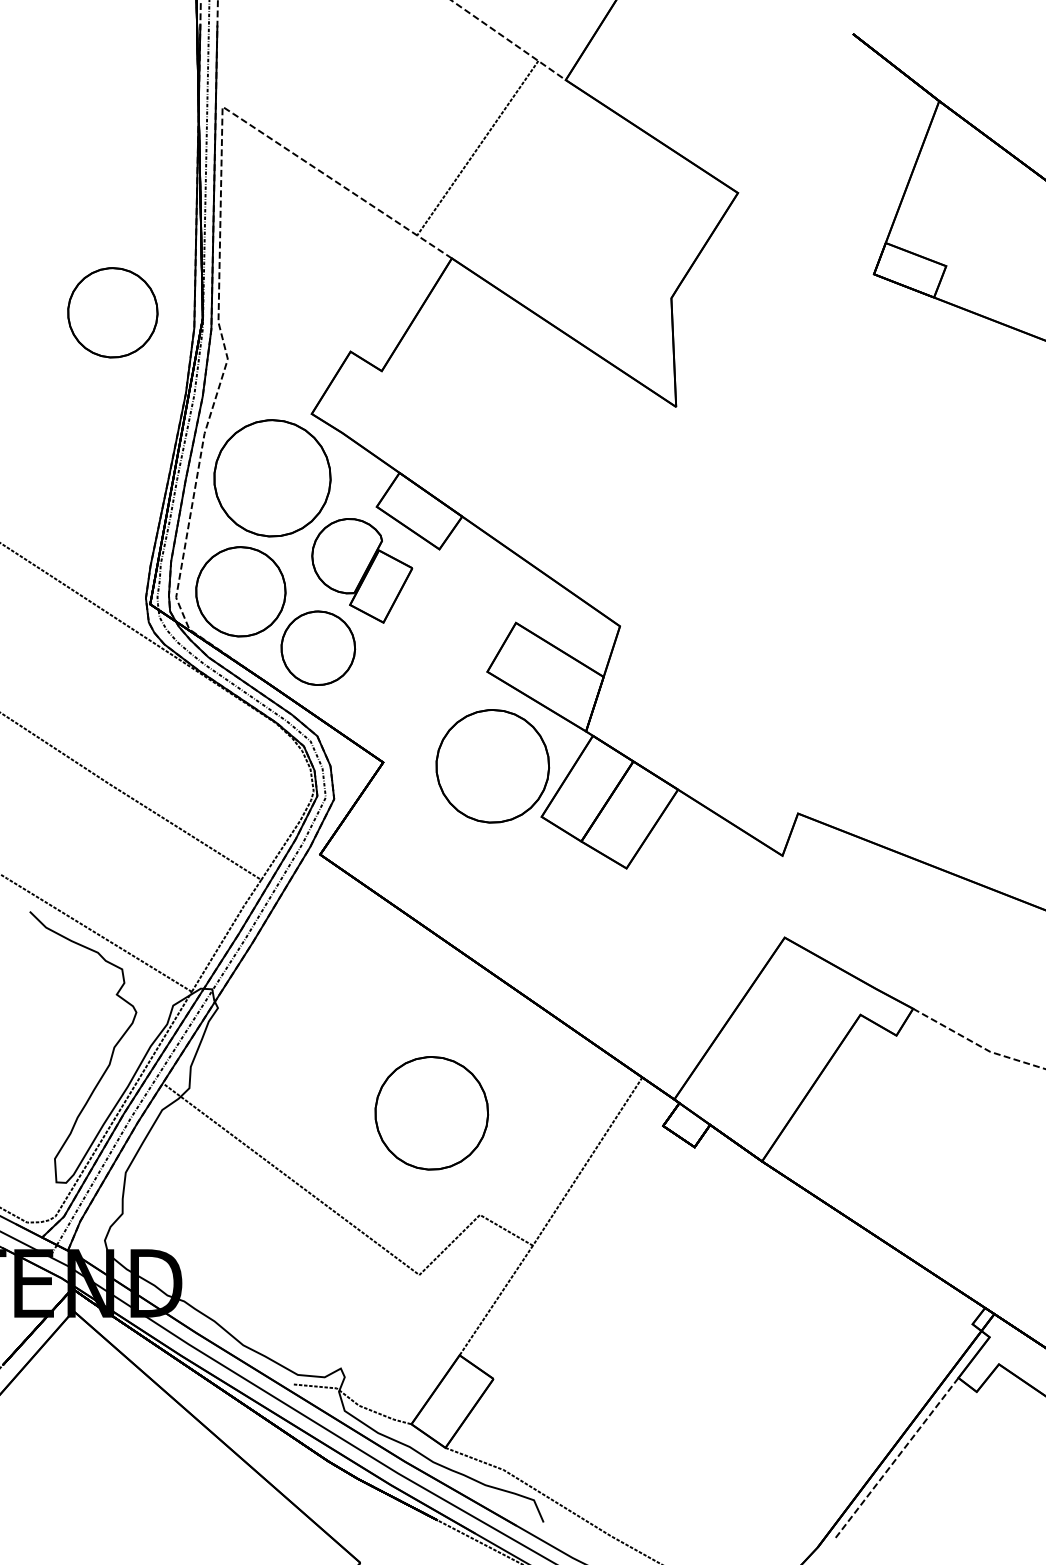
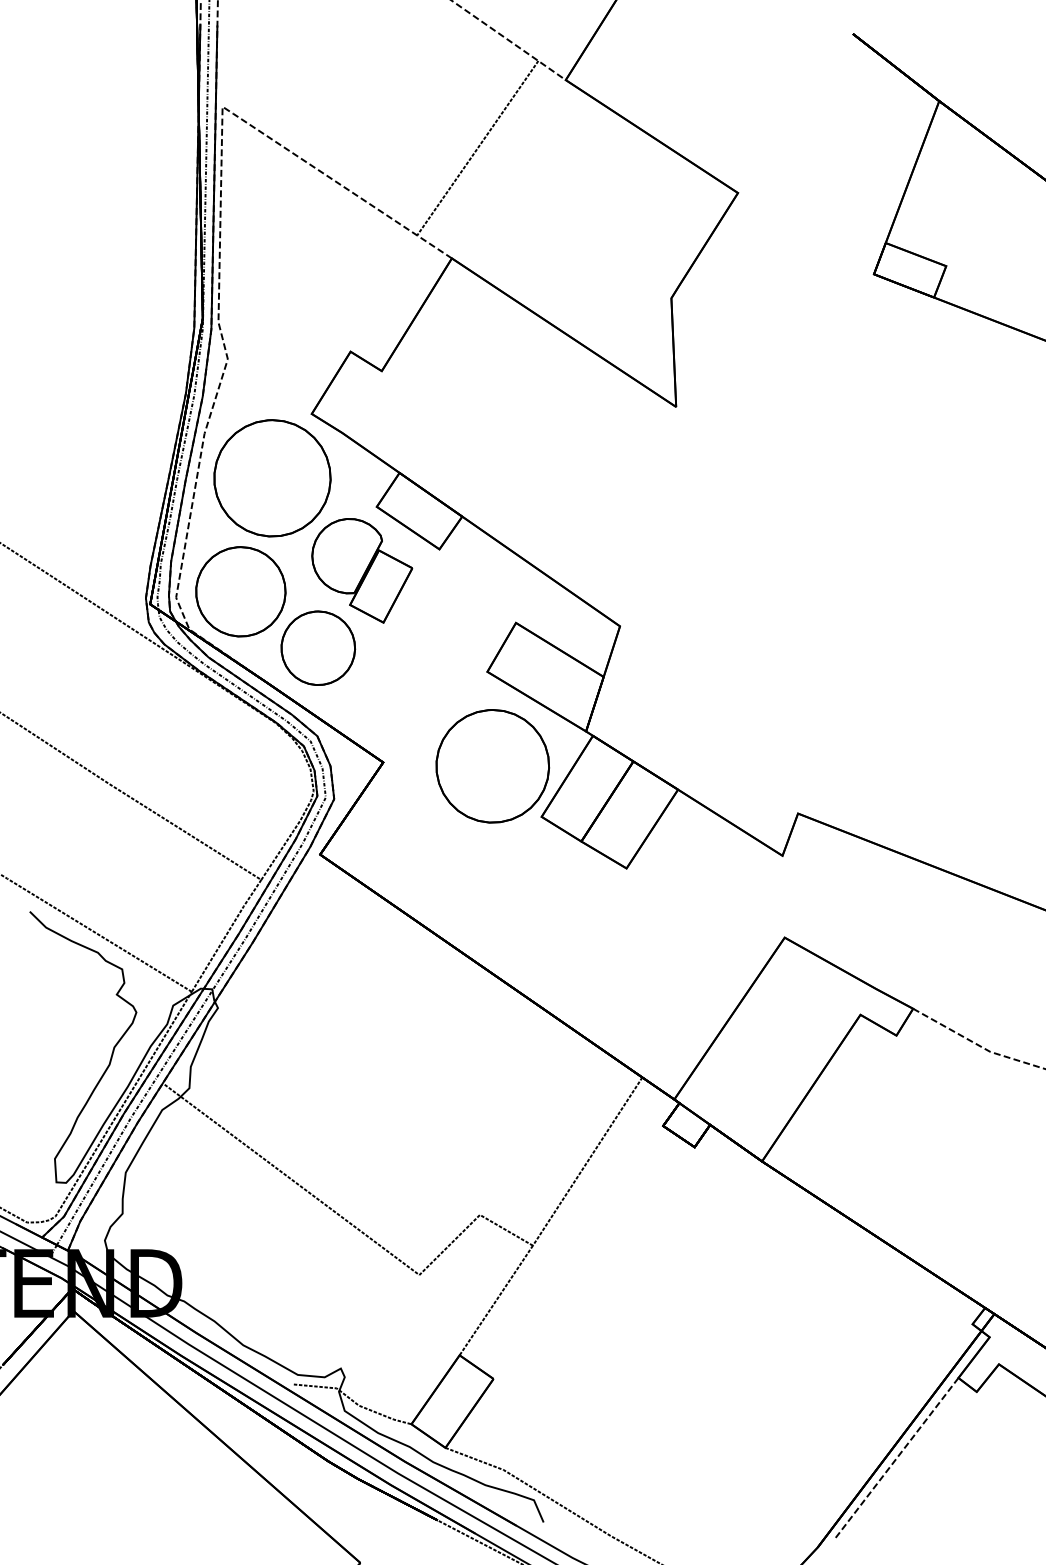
part: present -> none (112, 312)
part: present -> none (431, 1113)
